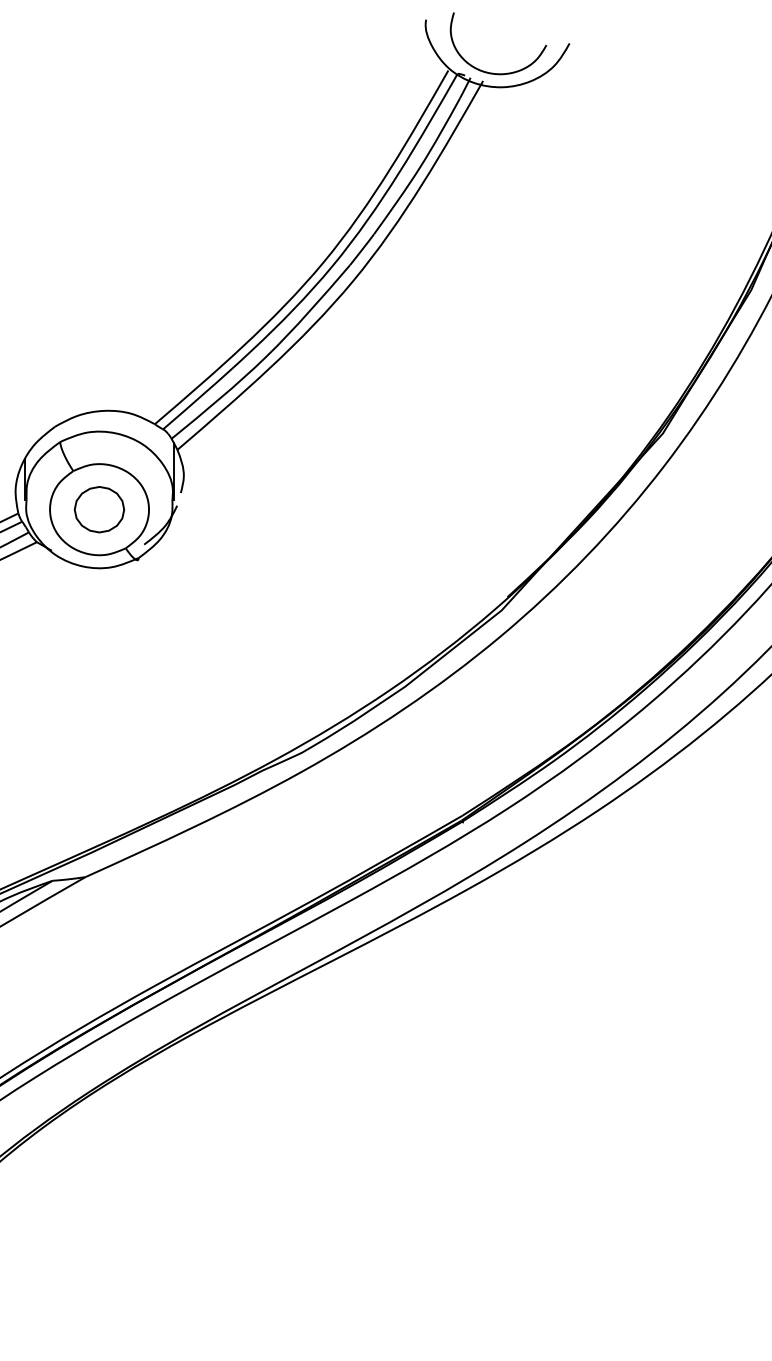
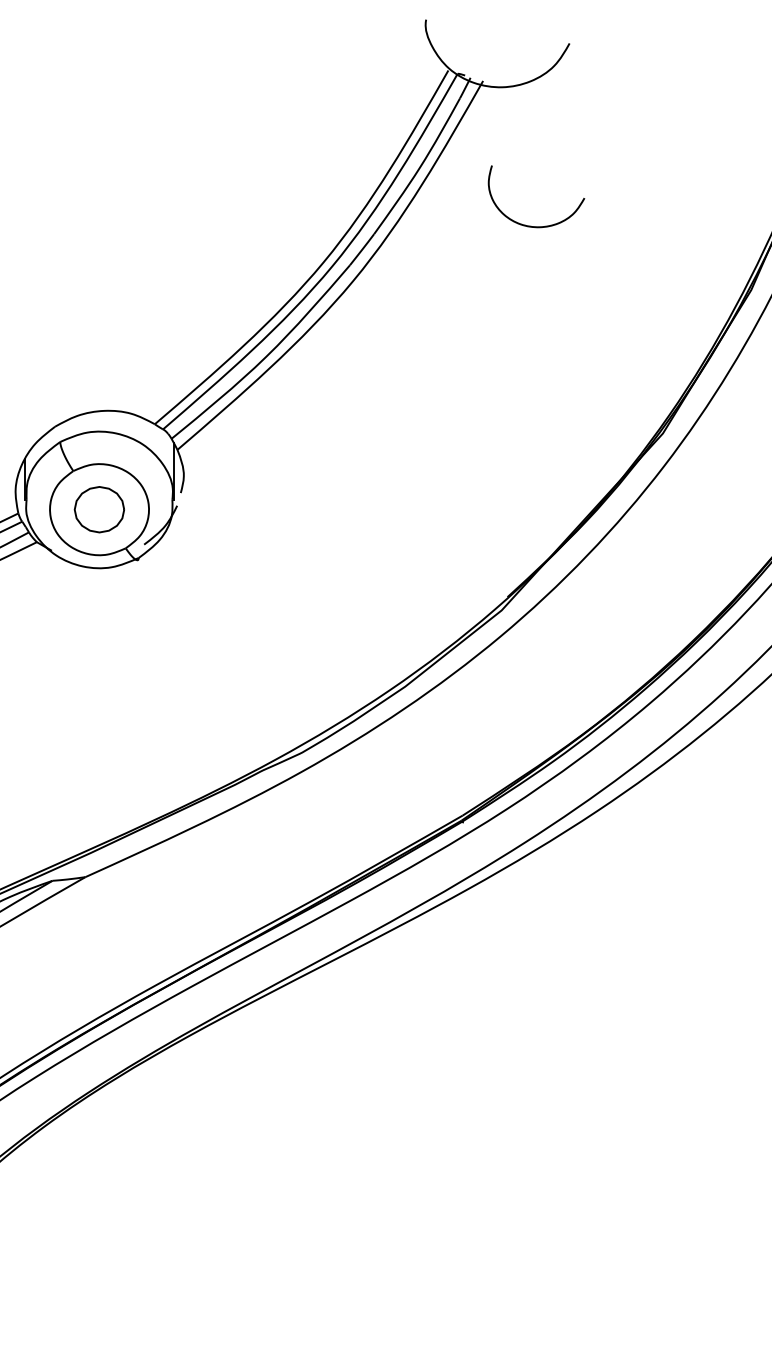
curve position: (493, 72) -> (531, 225) (531, 225)
